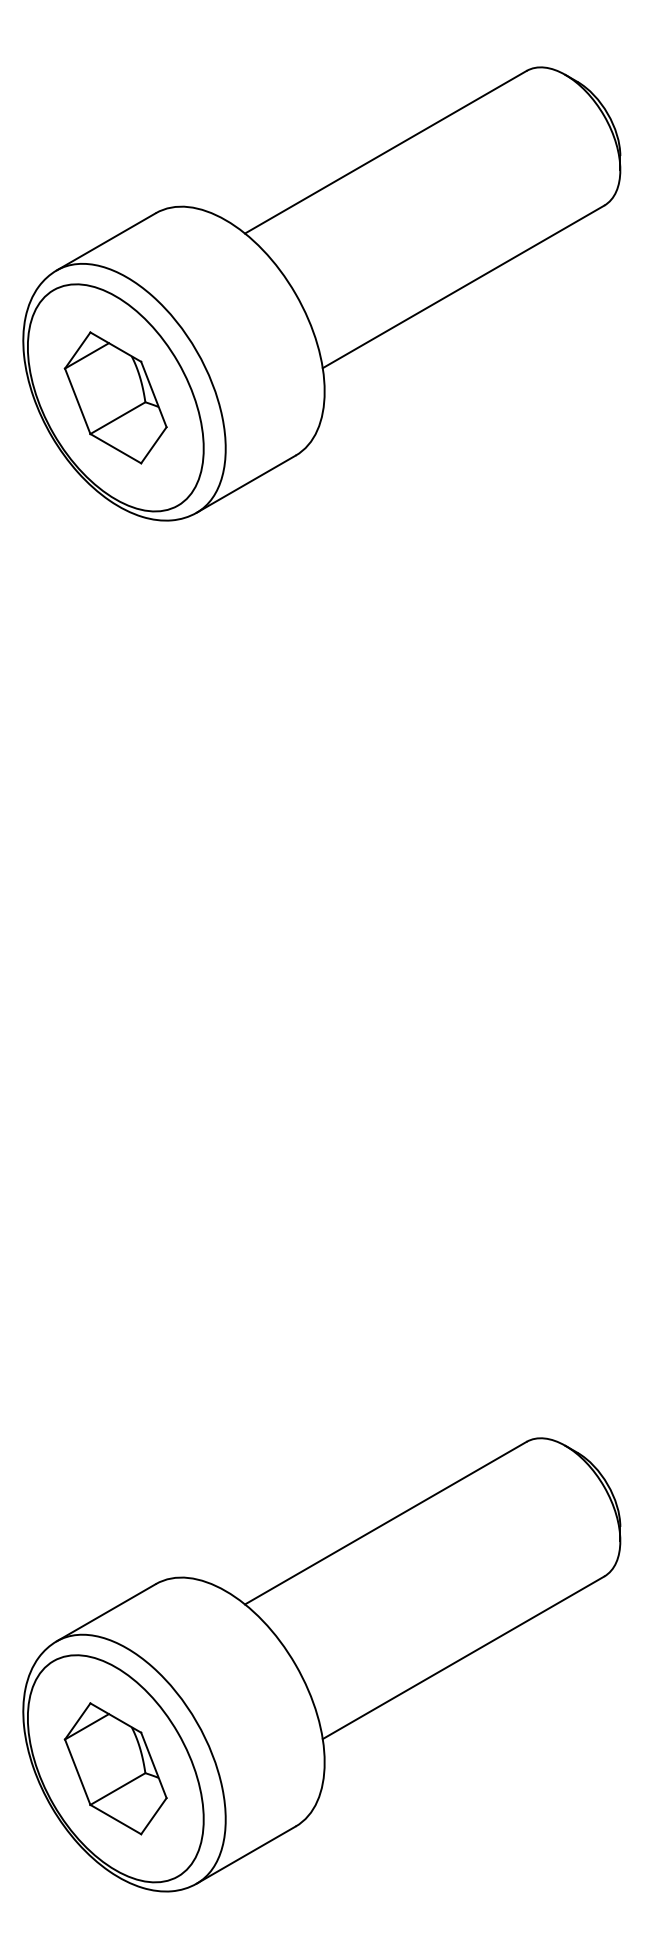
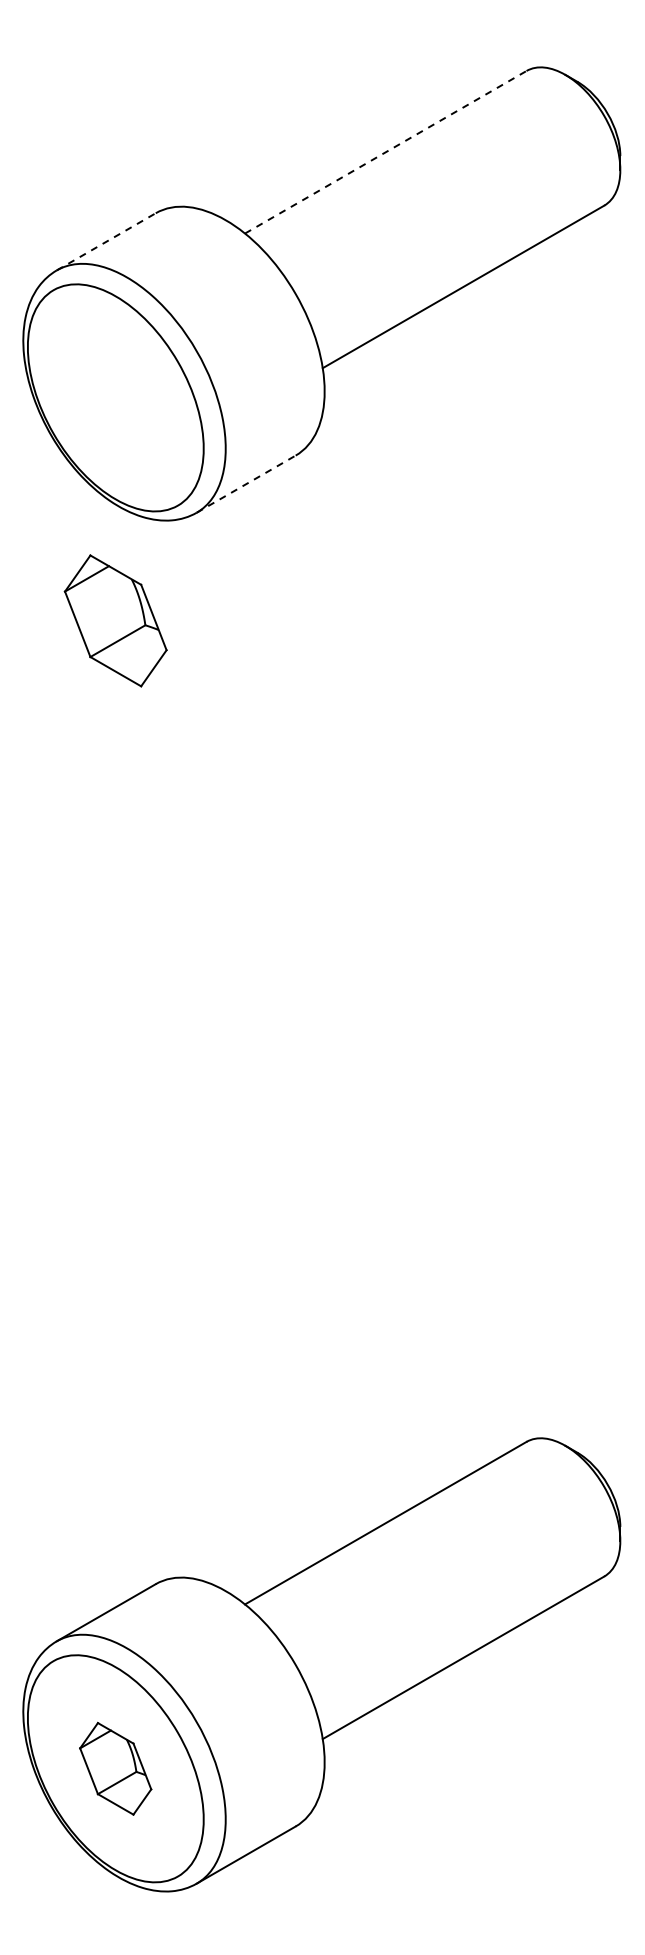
line: solid -> dashed (385, 152)
line: solid -> dashed (106, 241)
part position: (115, 397) -> (115, 620) (115, 620)
line: solid -> dashed (246, 483)
part size: 105x134 px -> 74x95 px (115, 1768)
